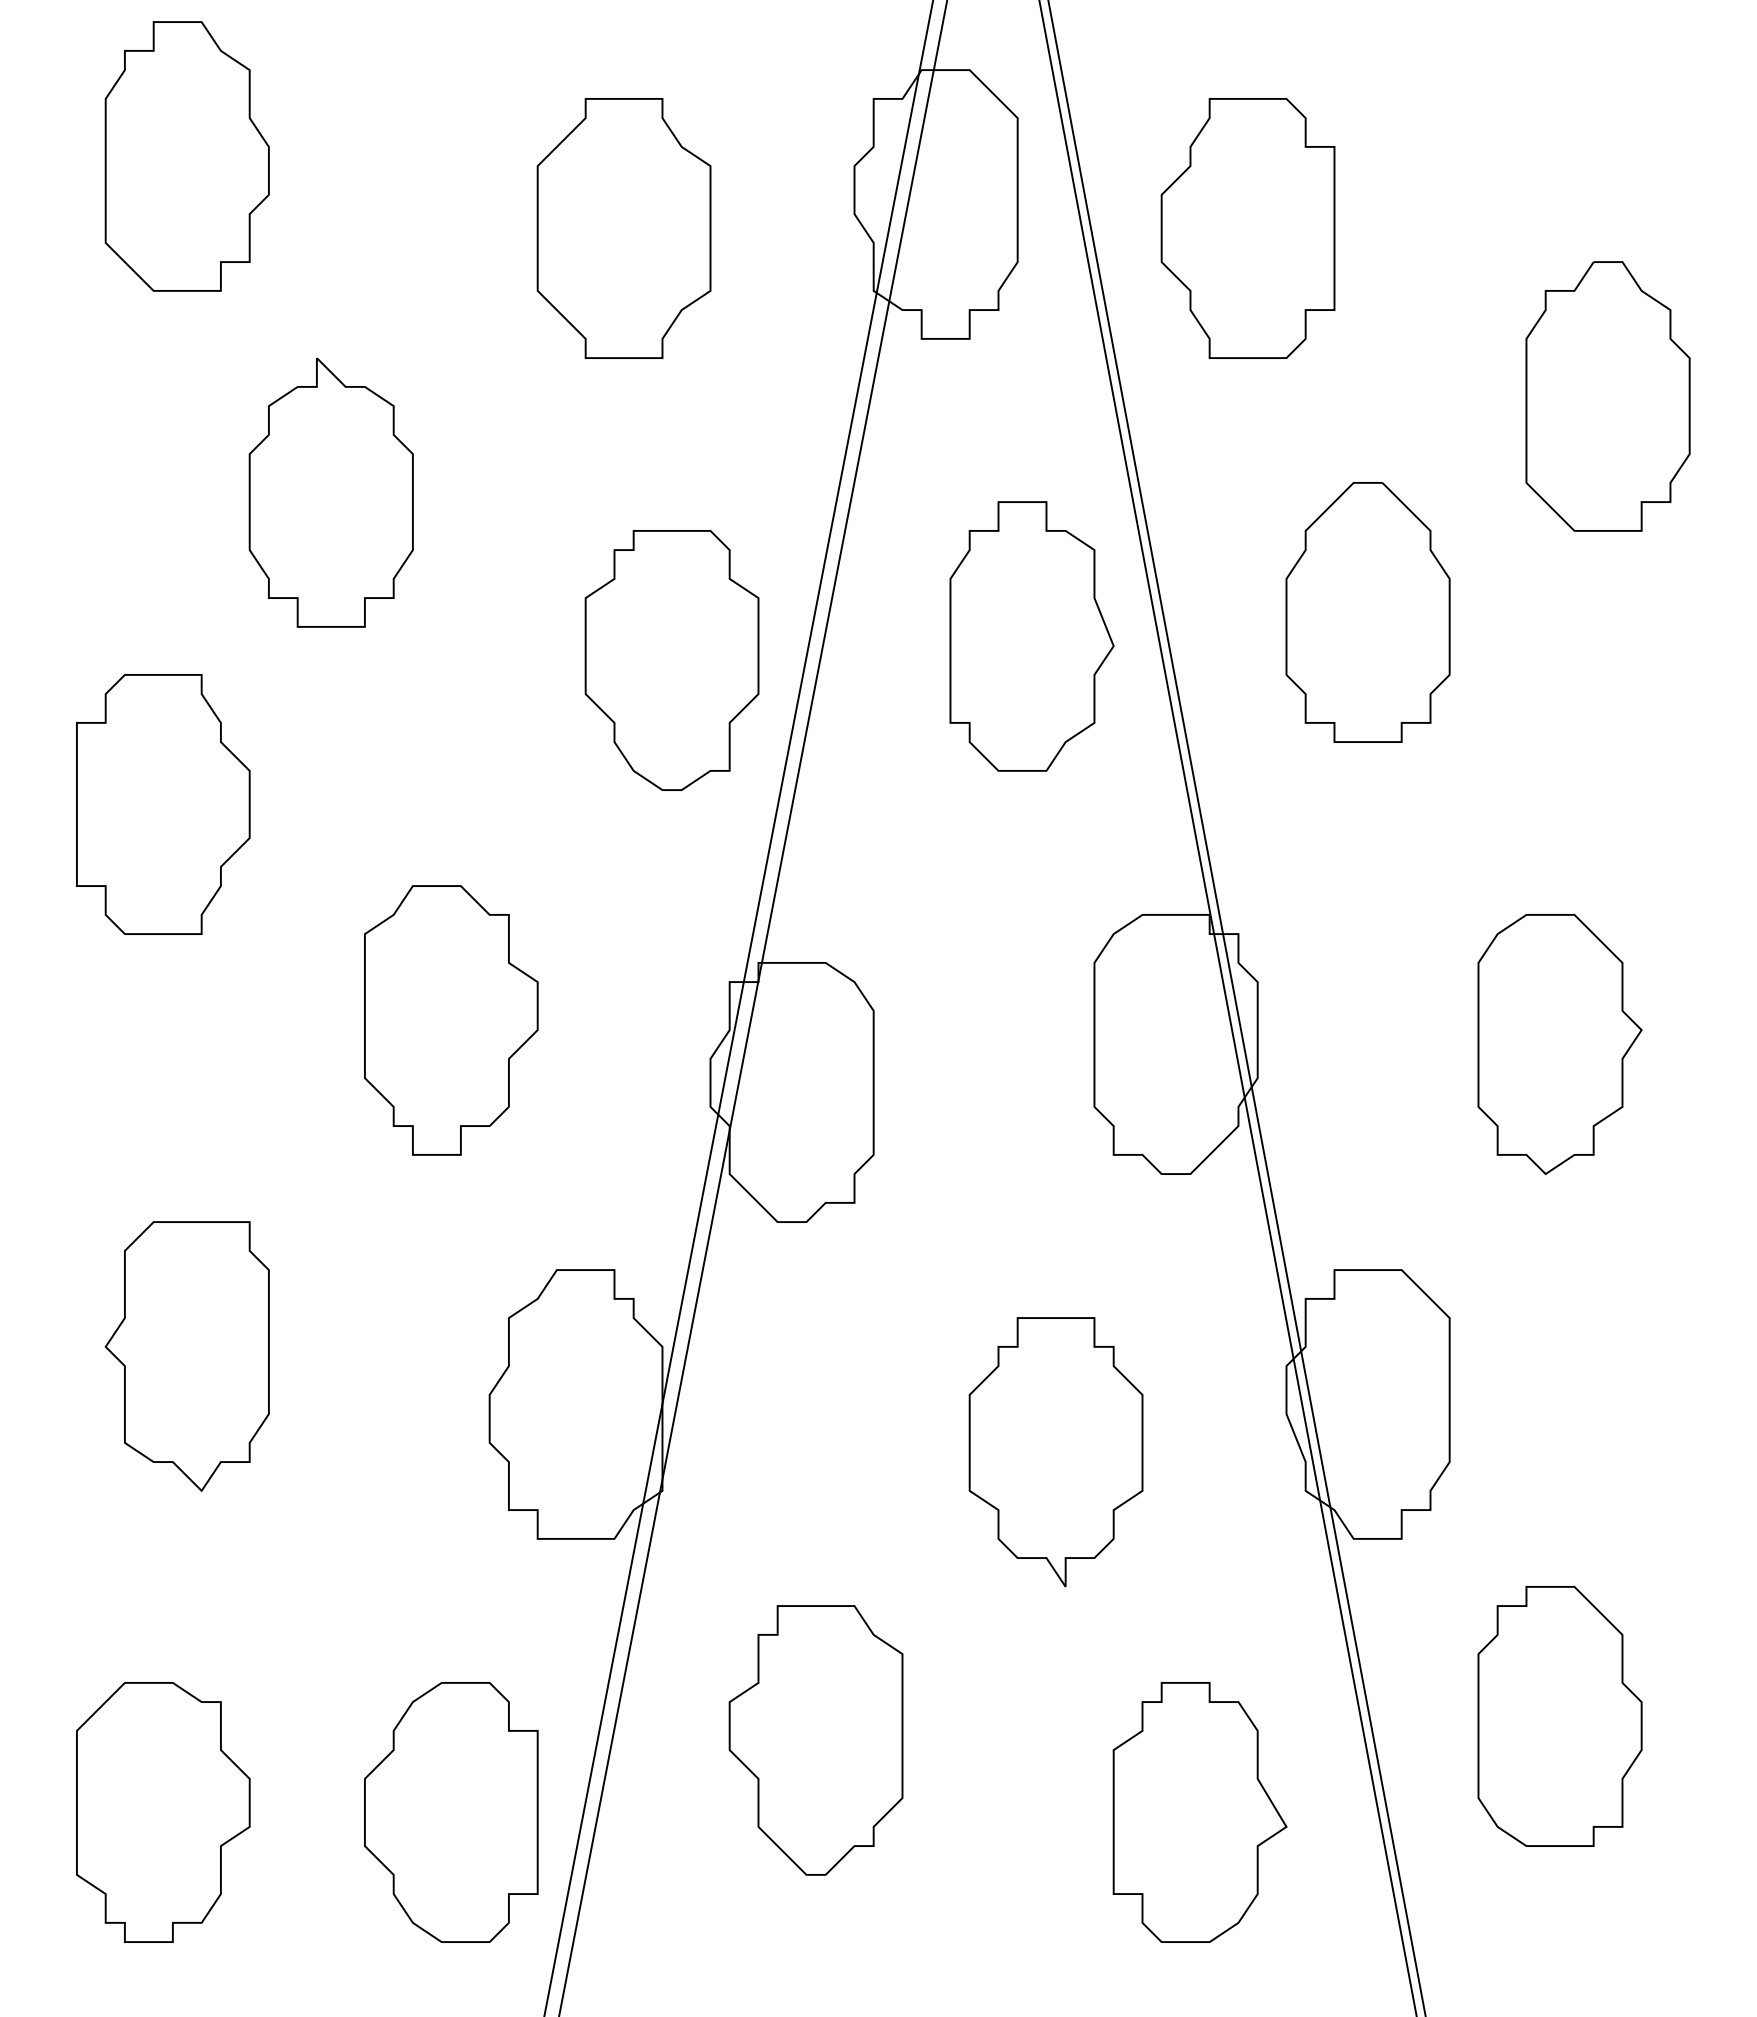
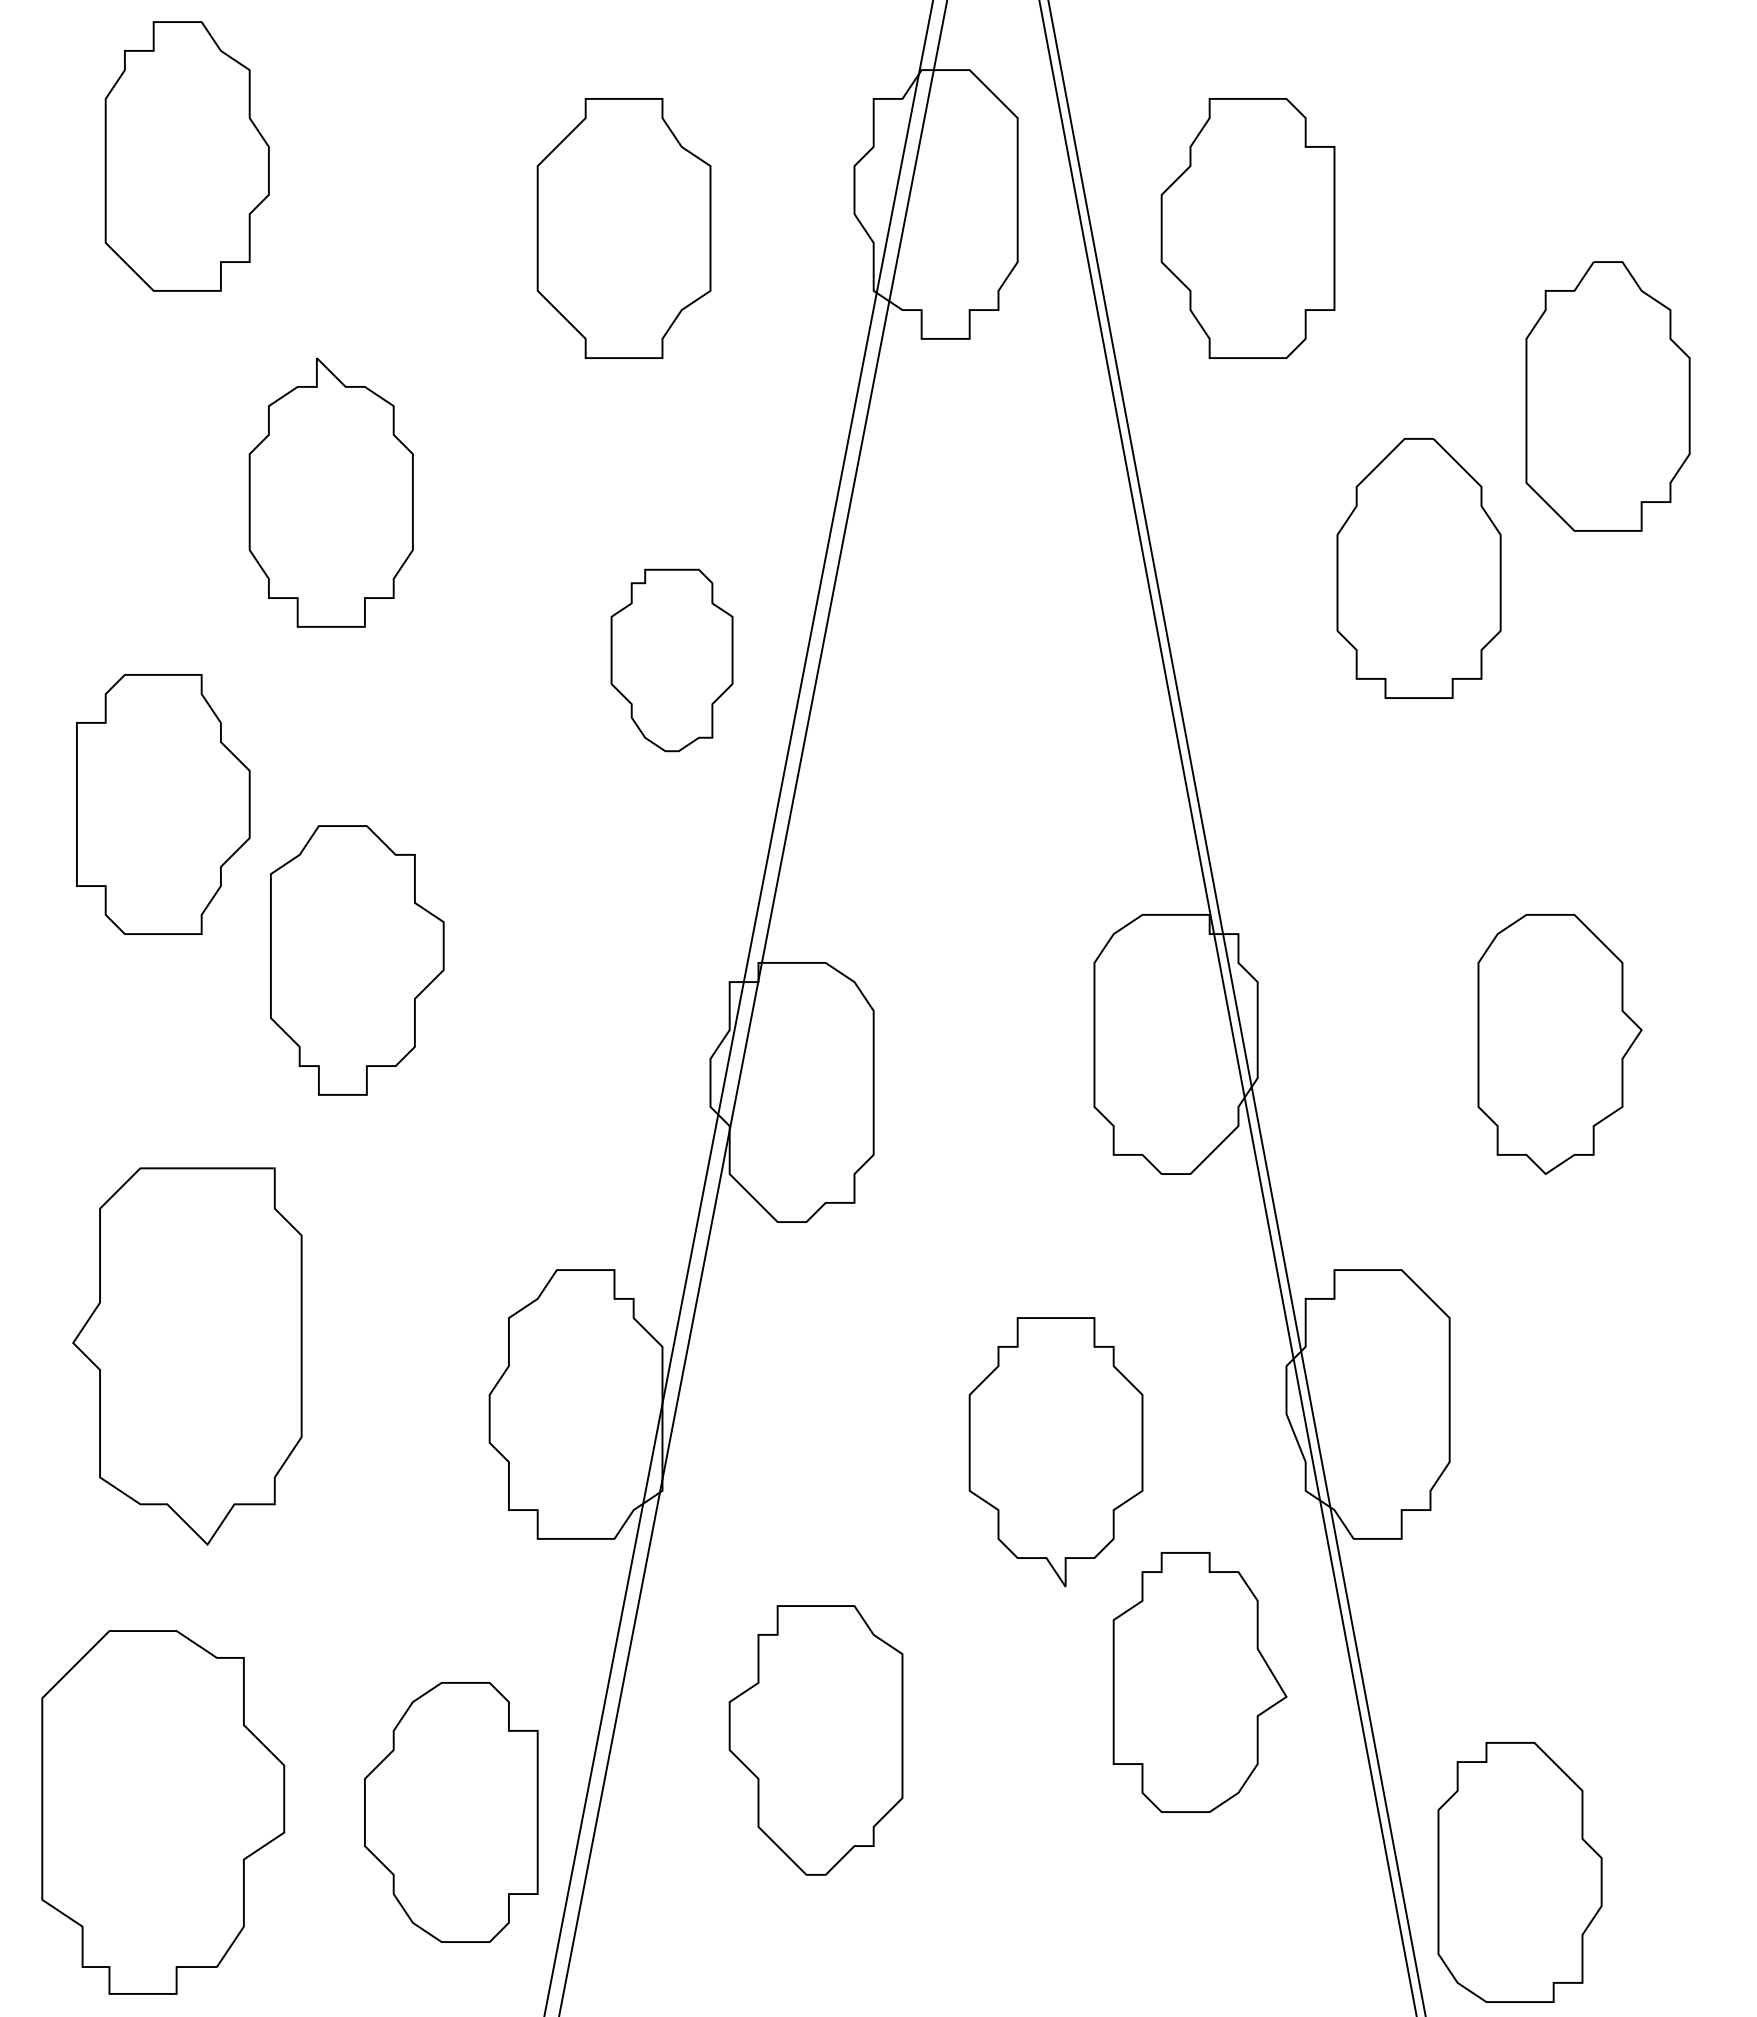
part position: (1367, 612) -> (1418, 568) (1418, 568)
part: present -> none (1031, 636)
part size: 176x261 px -> 124x185 px (671, 660)
part position: (451, 1020) -> (357, 960) (357, 960)
part size: 166x271 px -> 231x379 px (187, 1356)
part position: (1559, 1716) -> (1519, 1872) (1519, 1872)
part size: 175x261 px -> 245x365 px (163, 1812)
part position: (1199, 1812) -> (1199, 1682) (1199, 1682)
